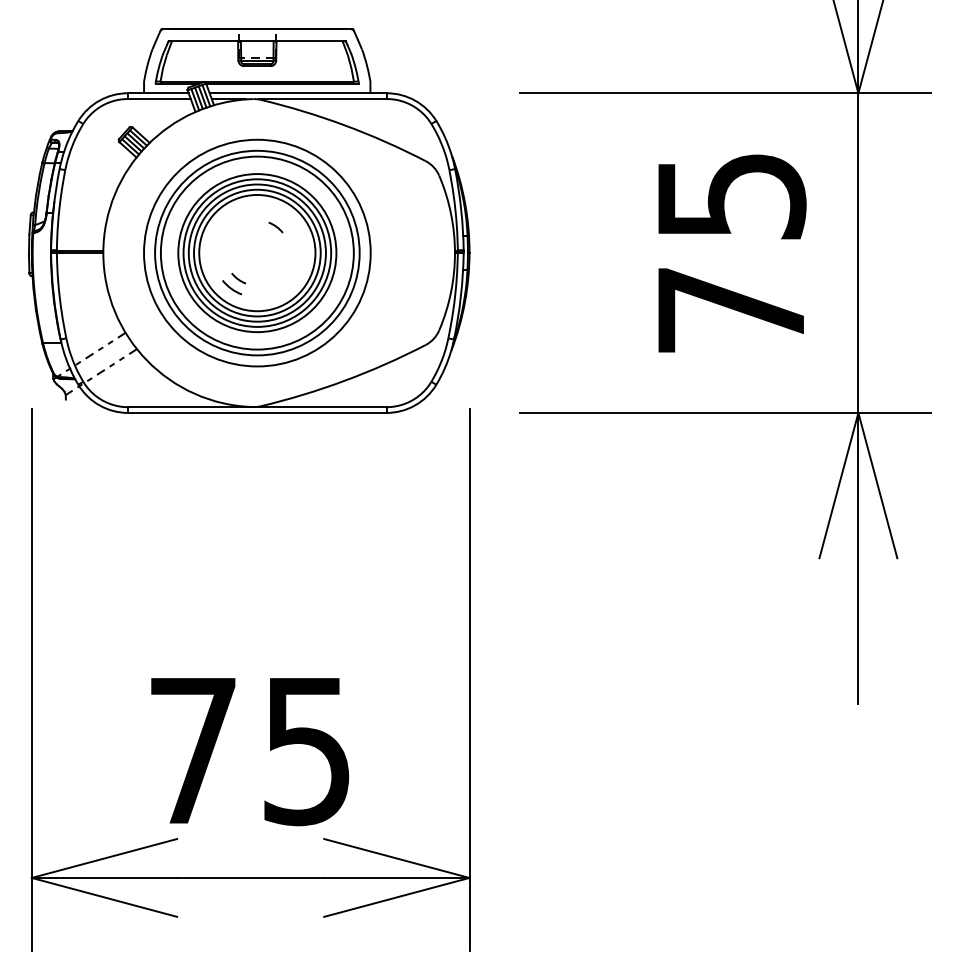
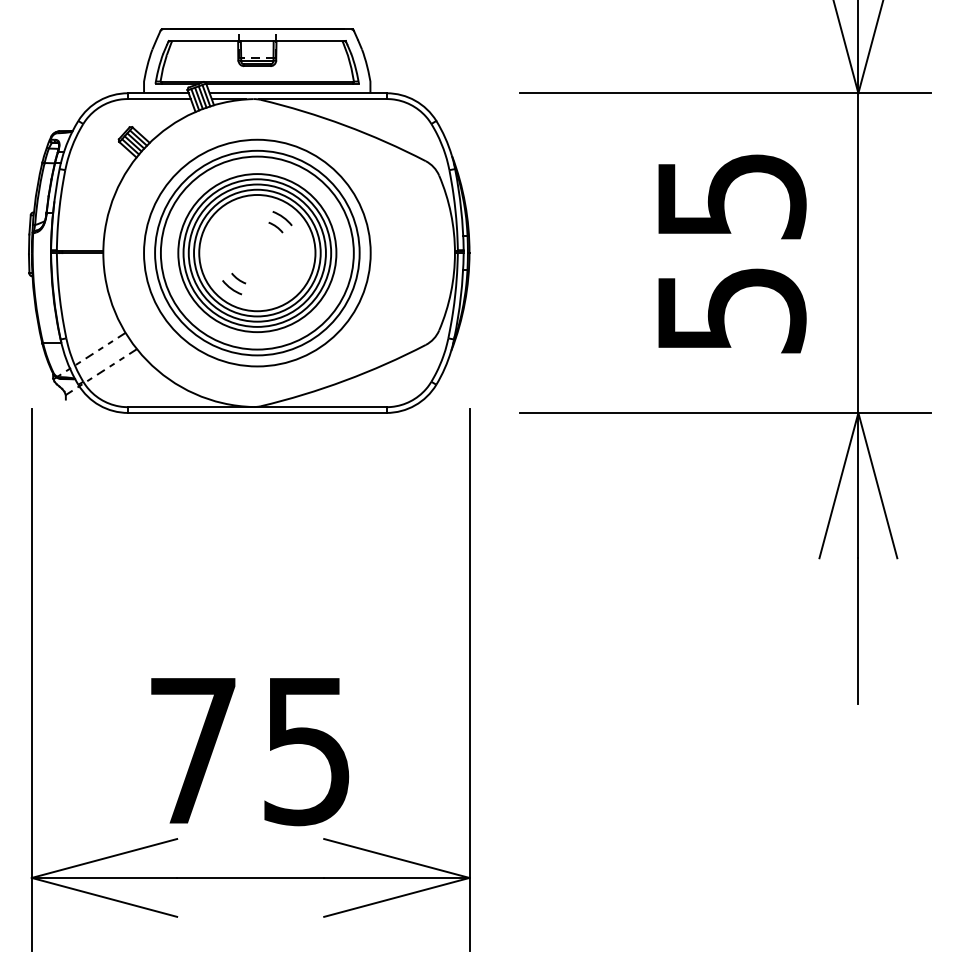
arc: none -> present (282, 217)
text: 75 -> 55 (732, 310)
